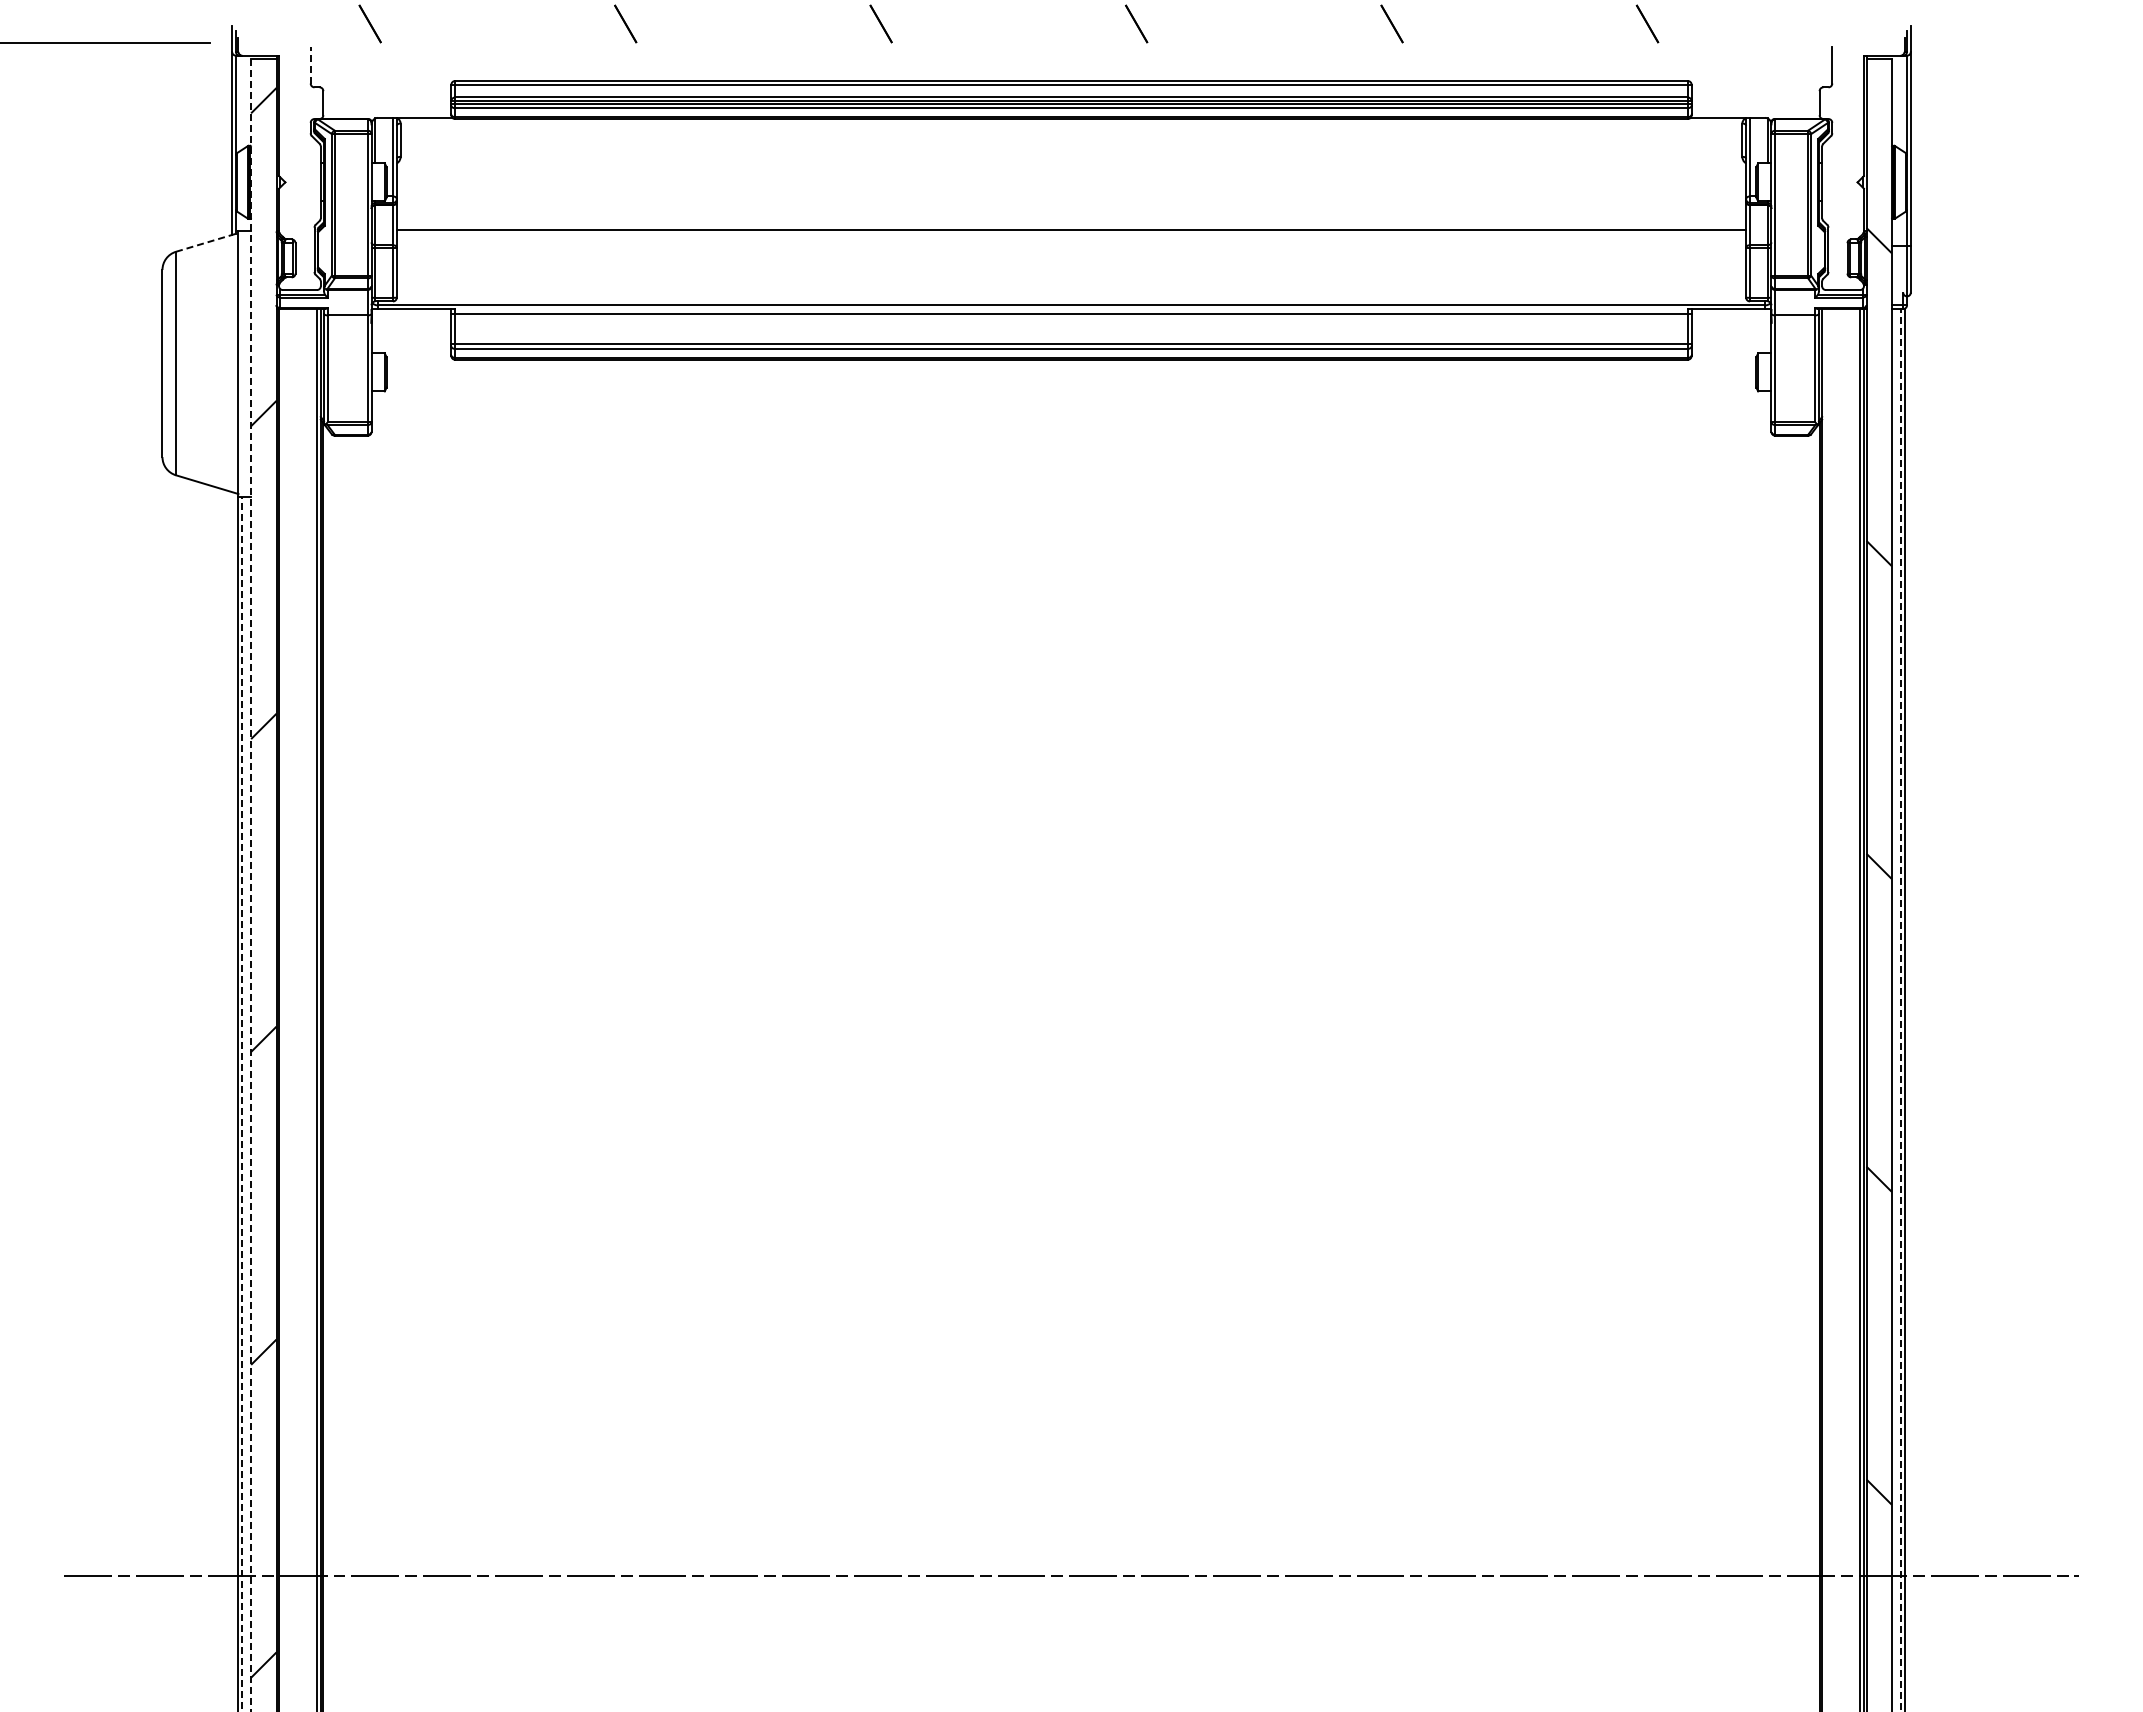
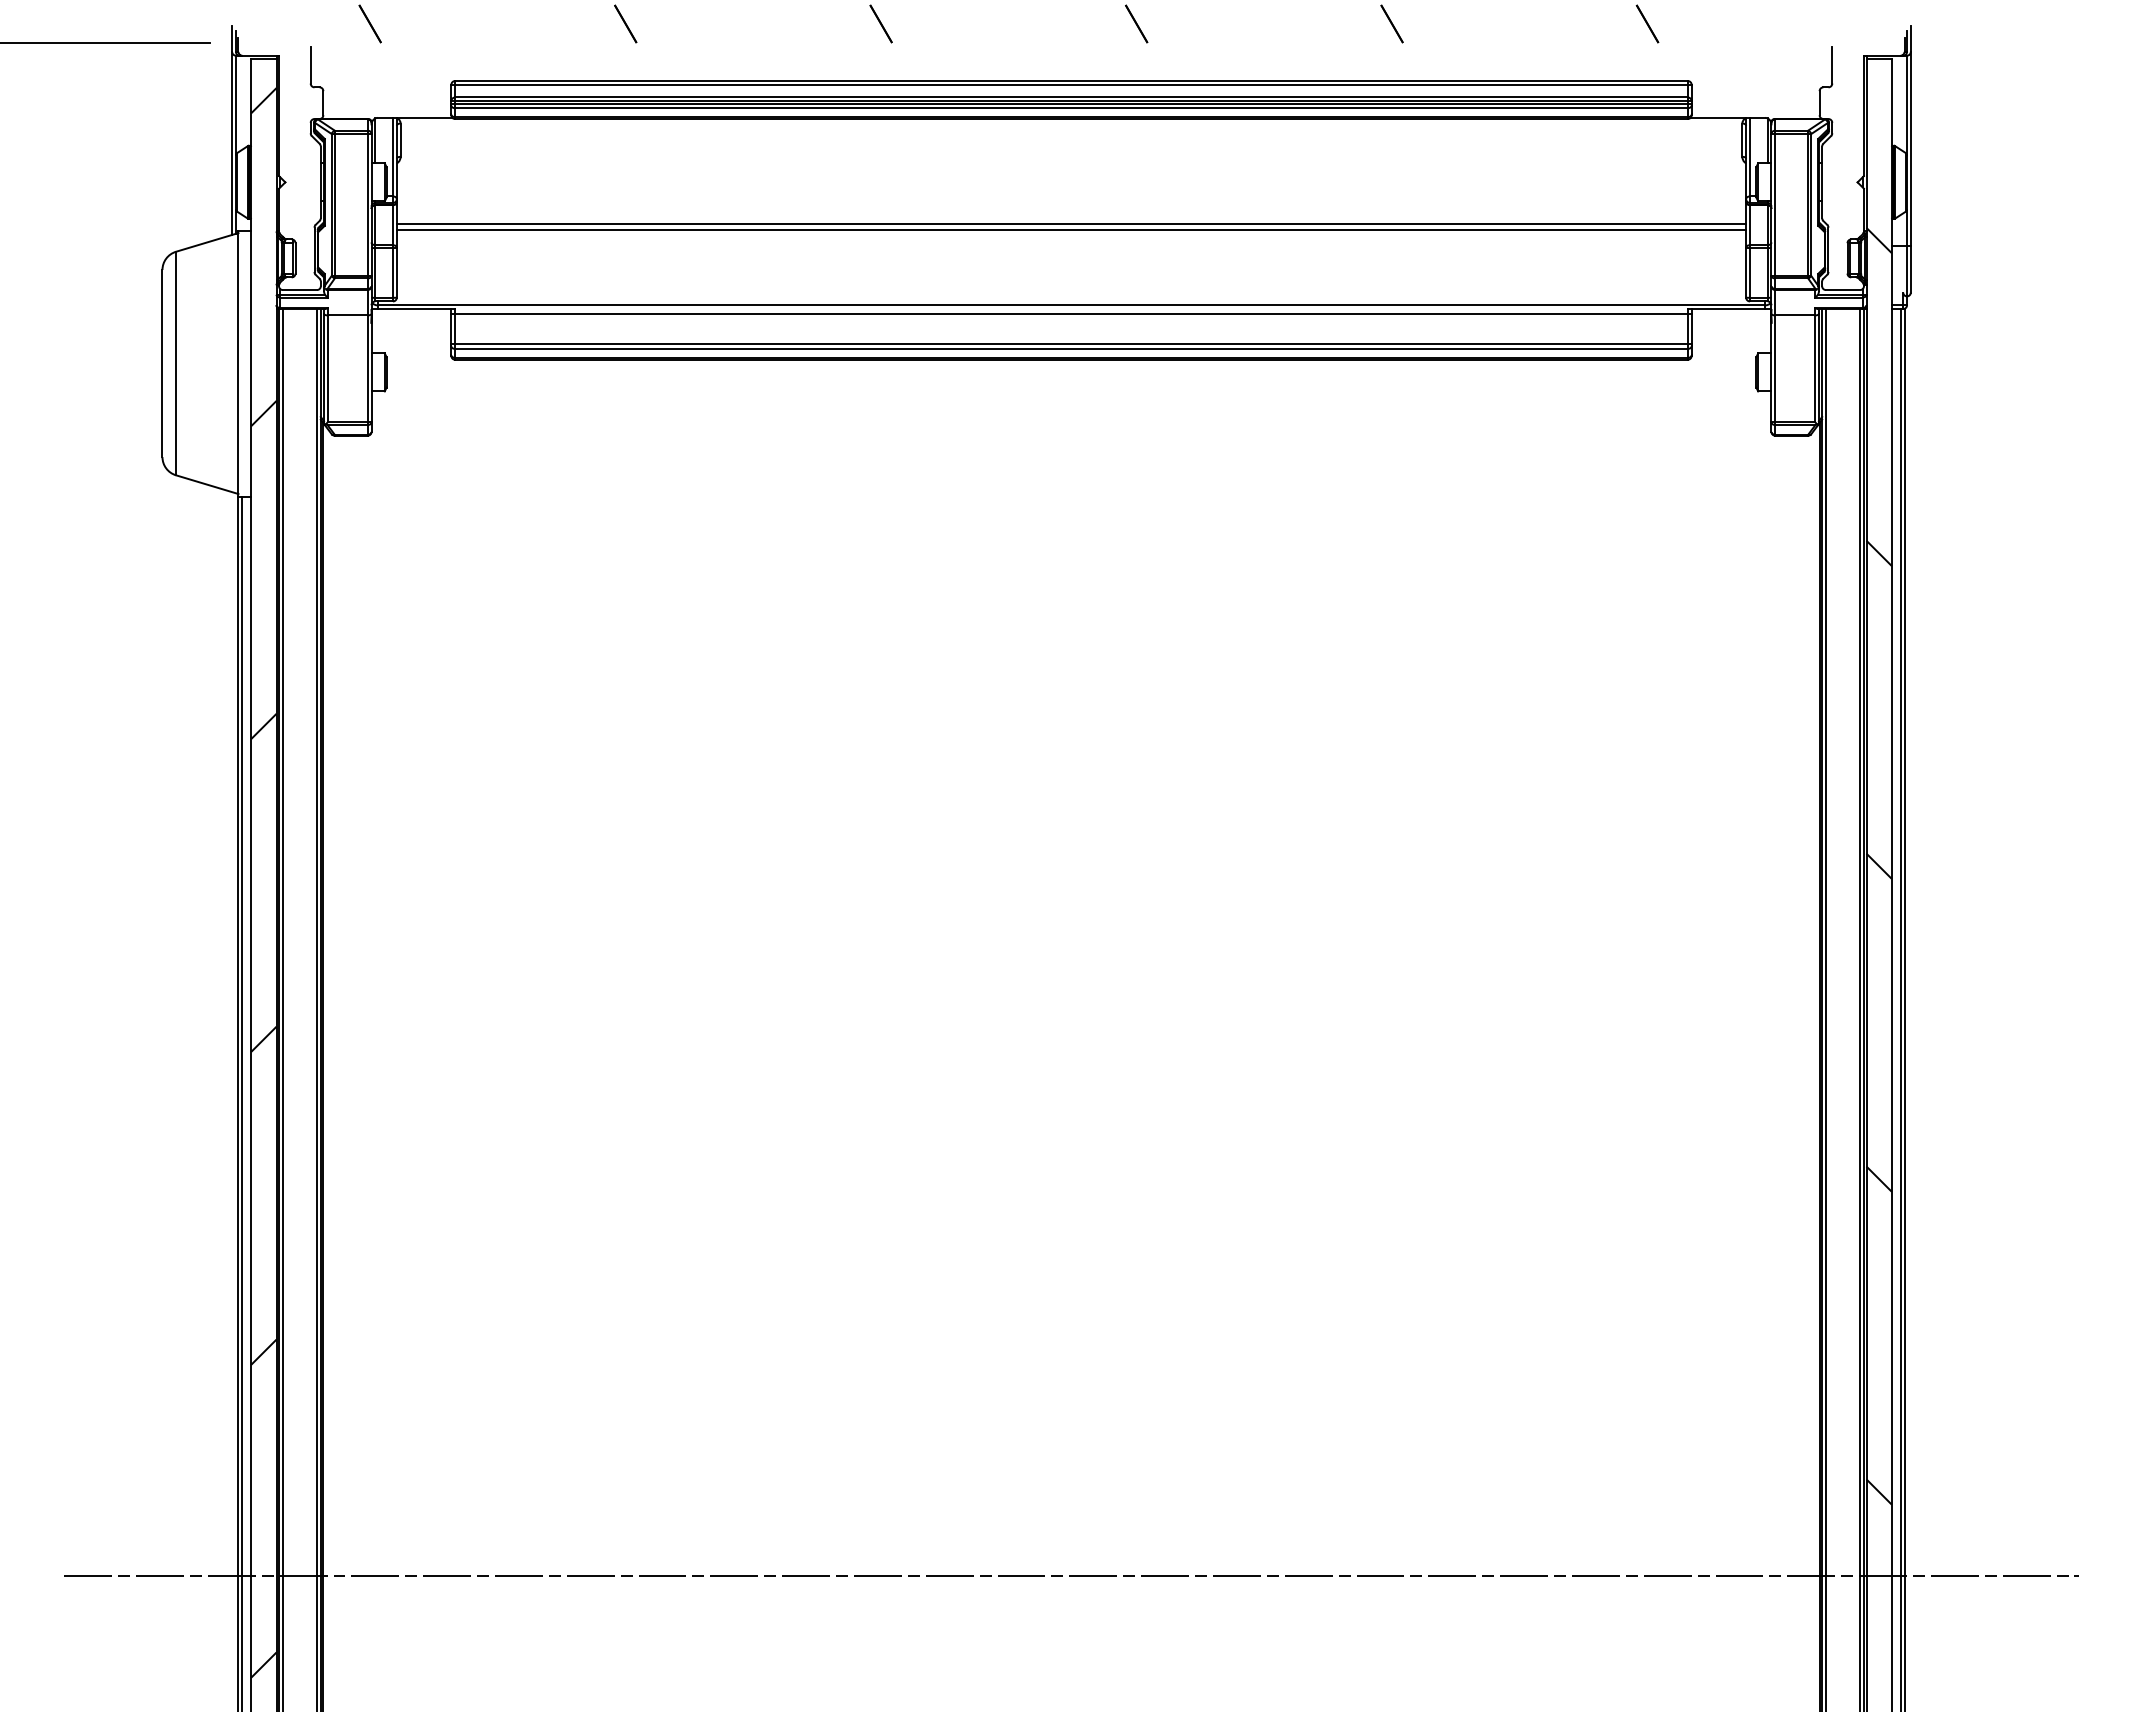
line: dashed -> solid (310, 64)
line: none -> present (1071, 224)
line: dashed -> solid (207, 242)
line: dashed -> solid (251, 886)
line: none -> present (282, 1008)
line: none -> present (1825, 1008)
line: dashed -> solid (1900, 1010)
line: dashed -> solid (242, 1103)
